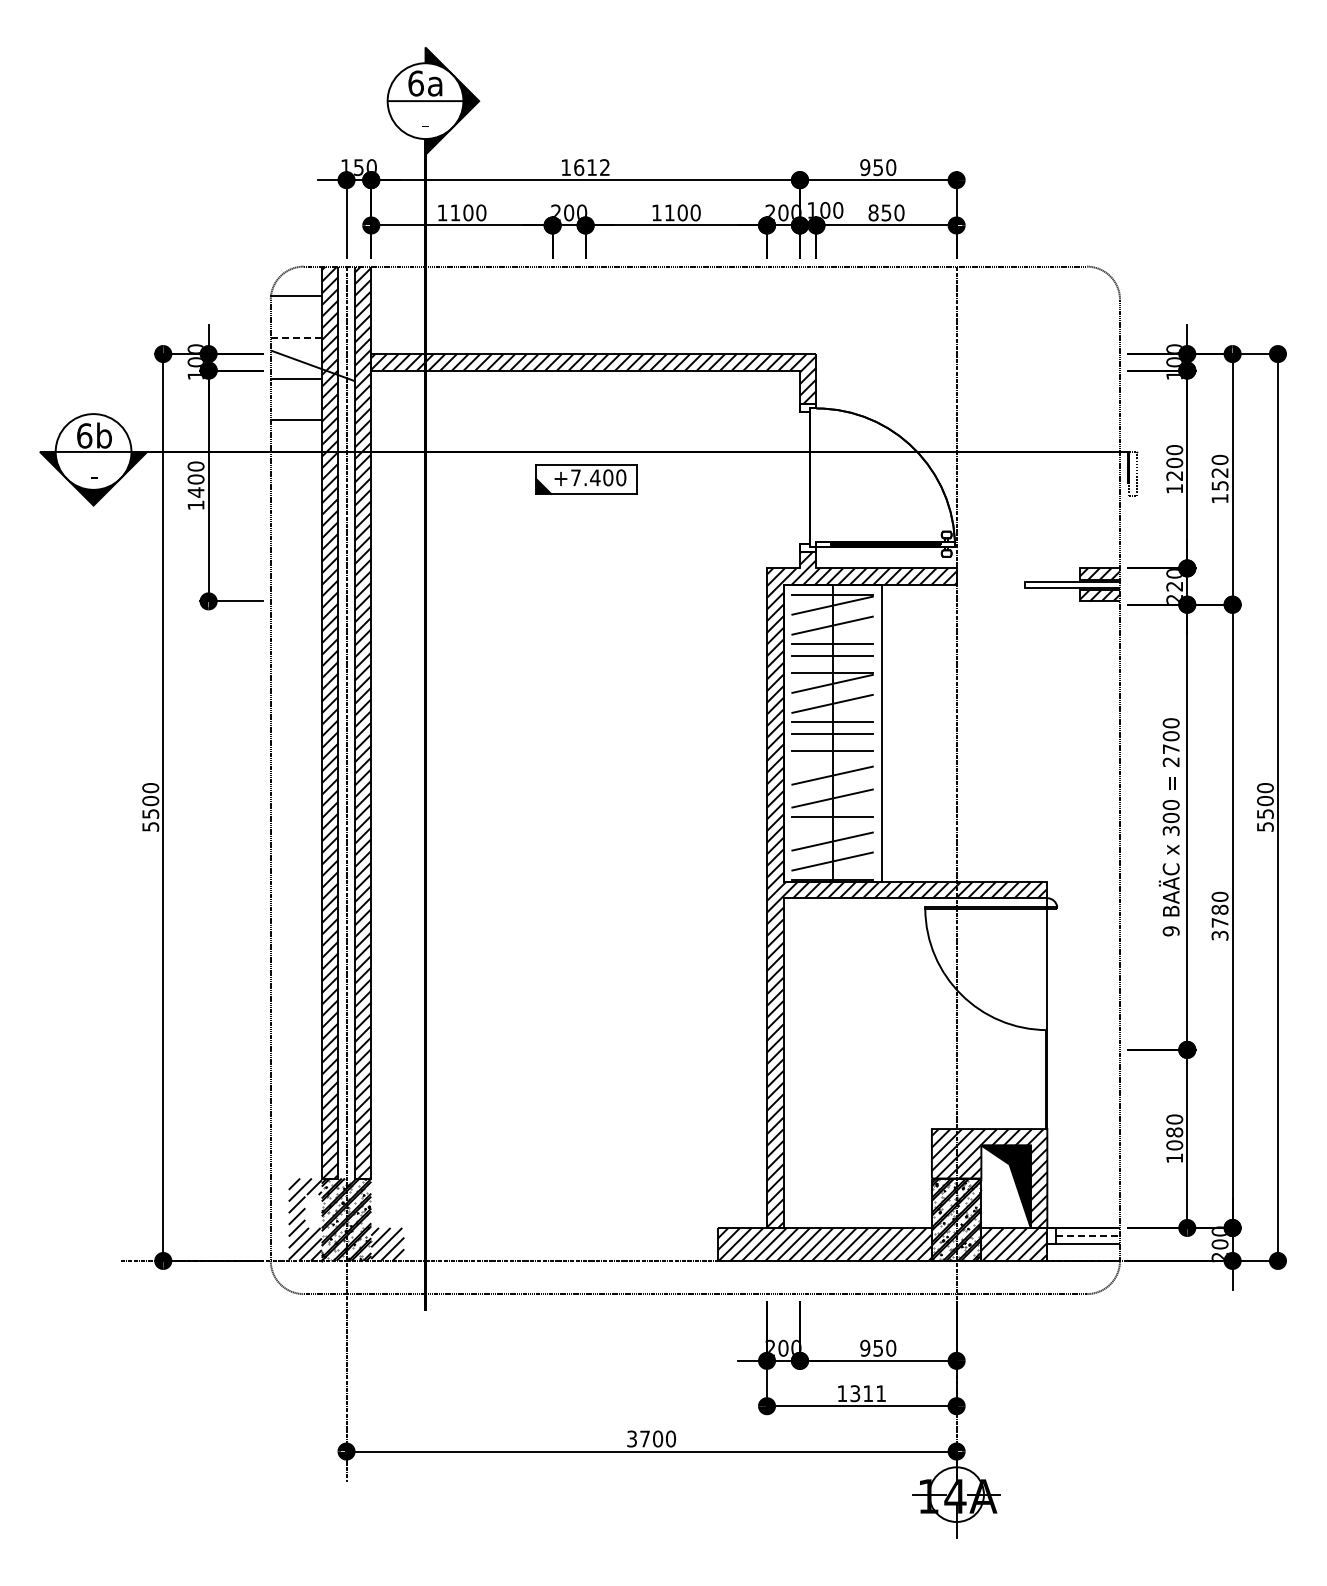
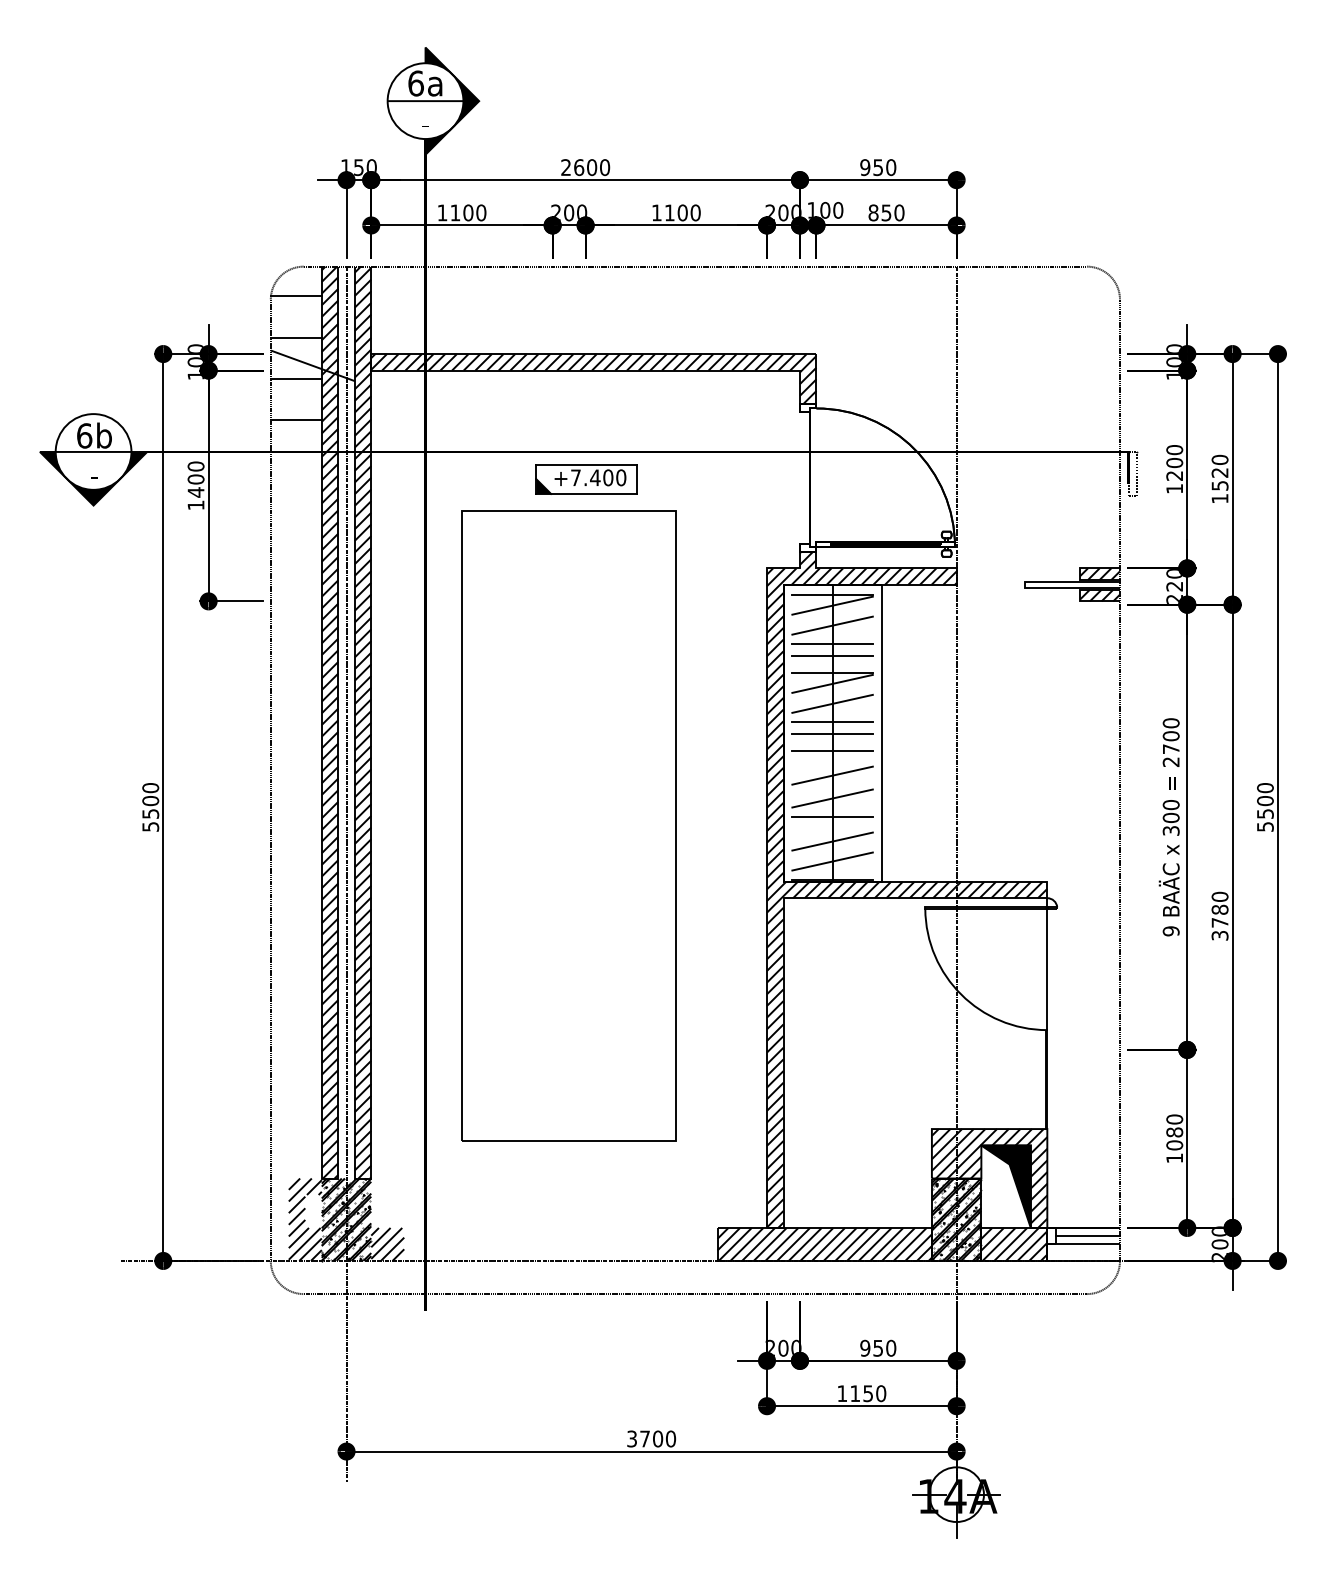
text: 1612 -> 2600 (585, 167)
line: dashed -> solid (296, 337)
part: none -> present (568, 825)
line: dashed -> solid (1088, 1236)
text: 1311 -> 1150 (868, 1393)
